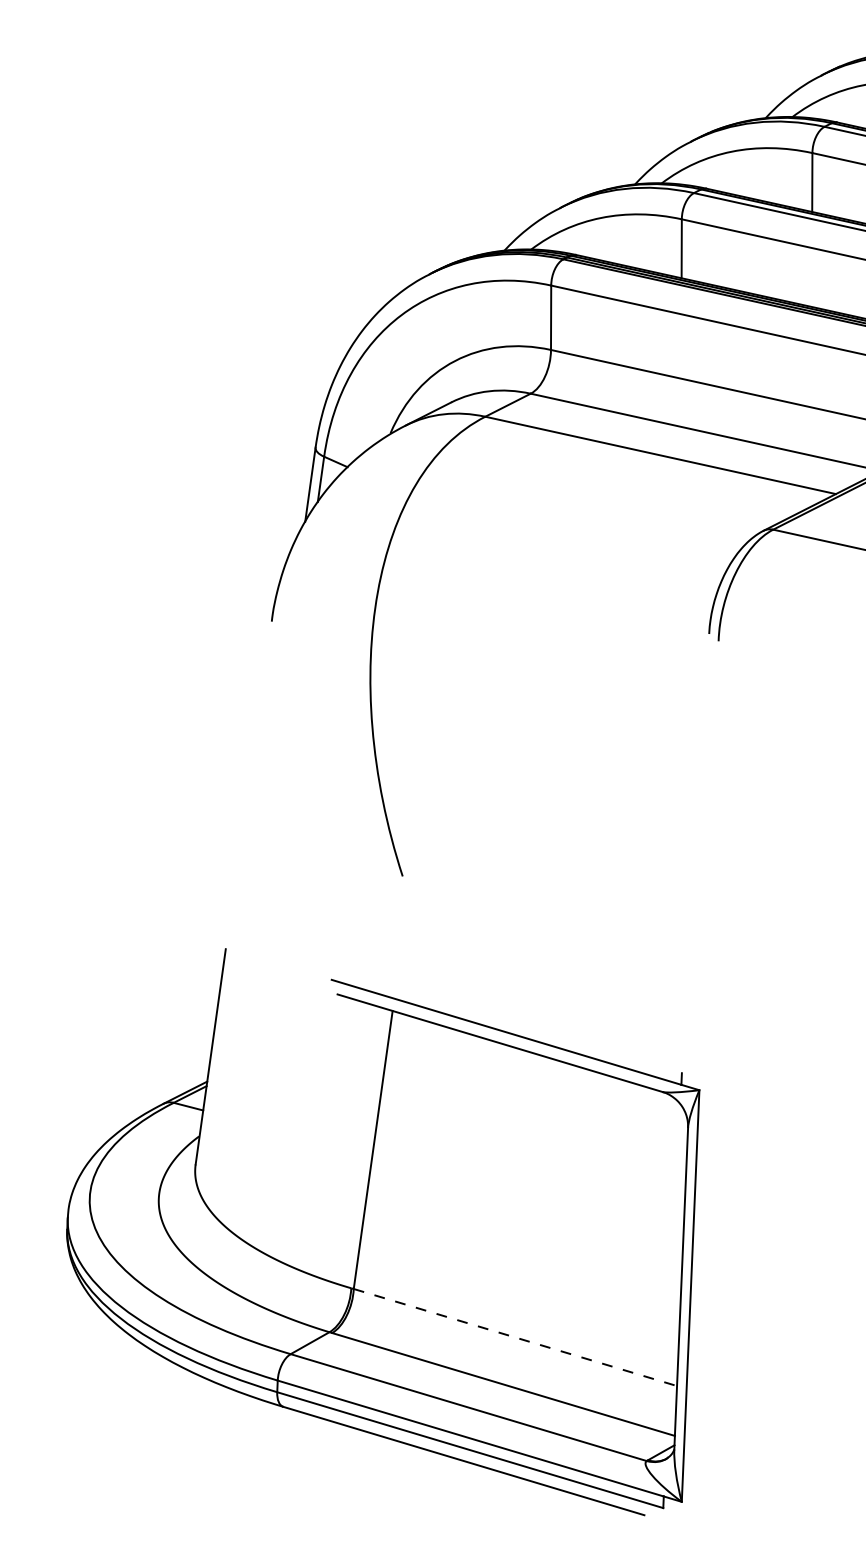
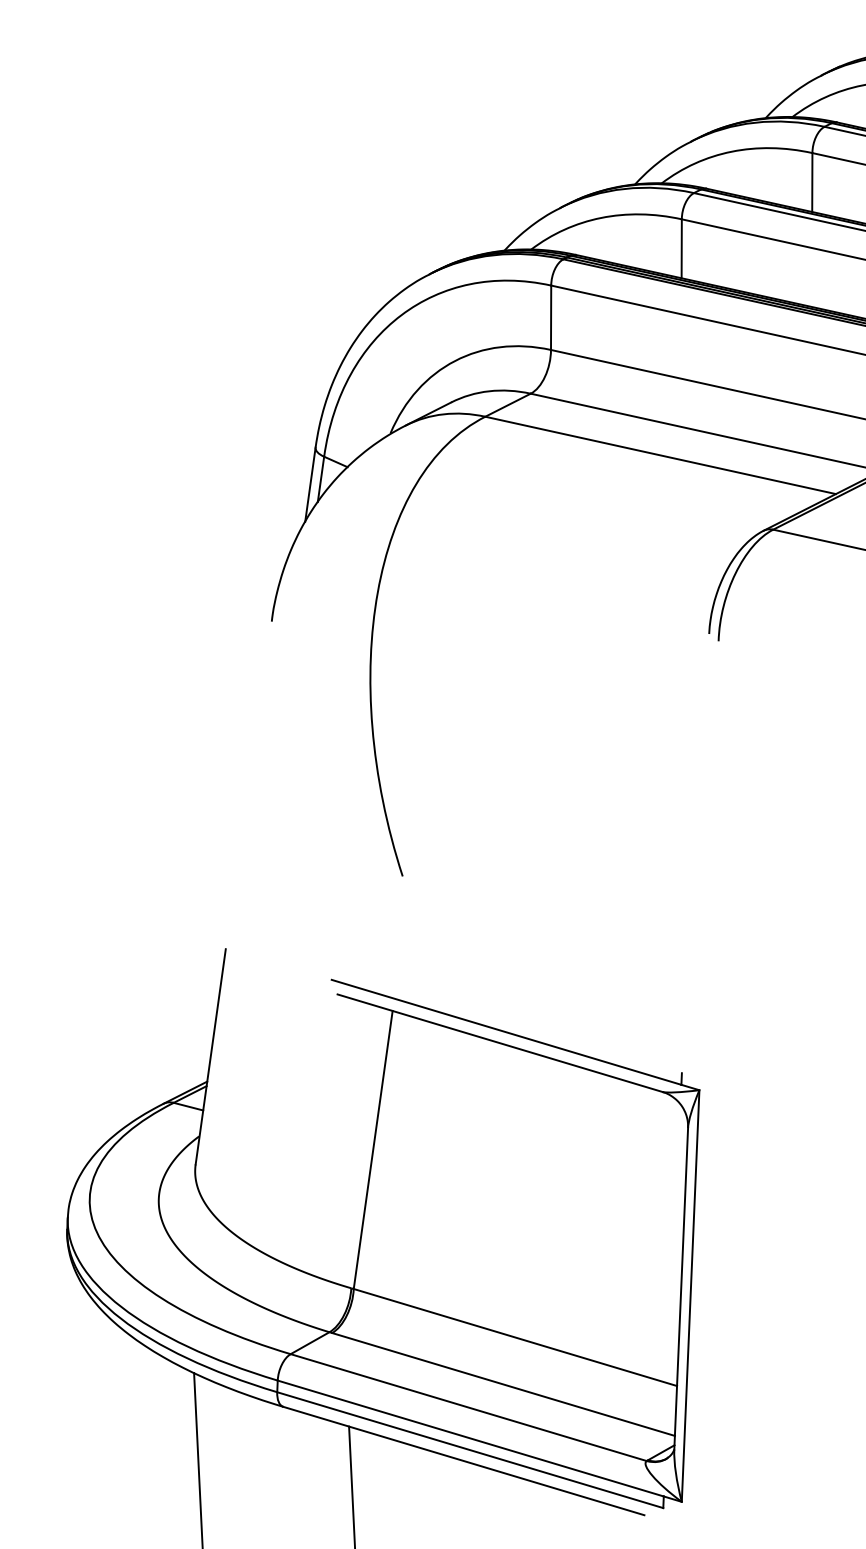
line: dashed -> solid (515, 1337)
line: none -> present (198, 1459)
line: none -> present (351, 1485)
